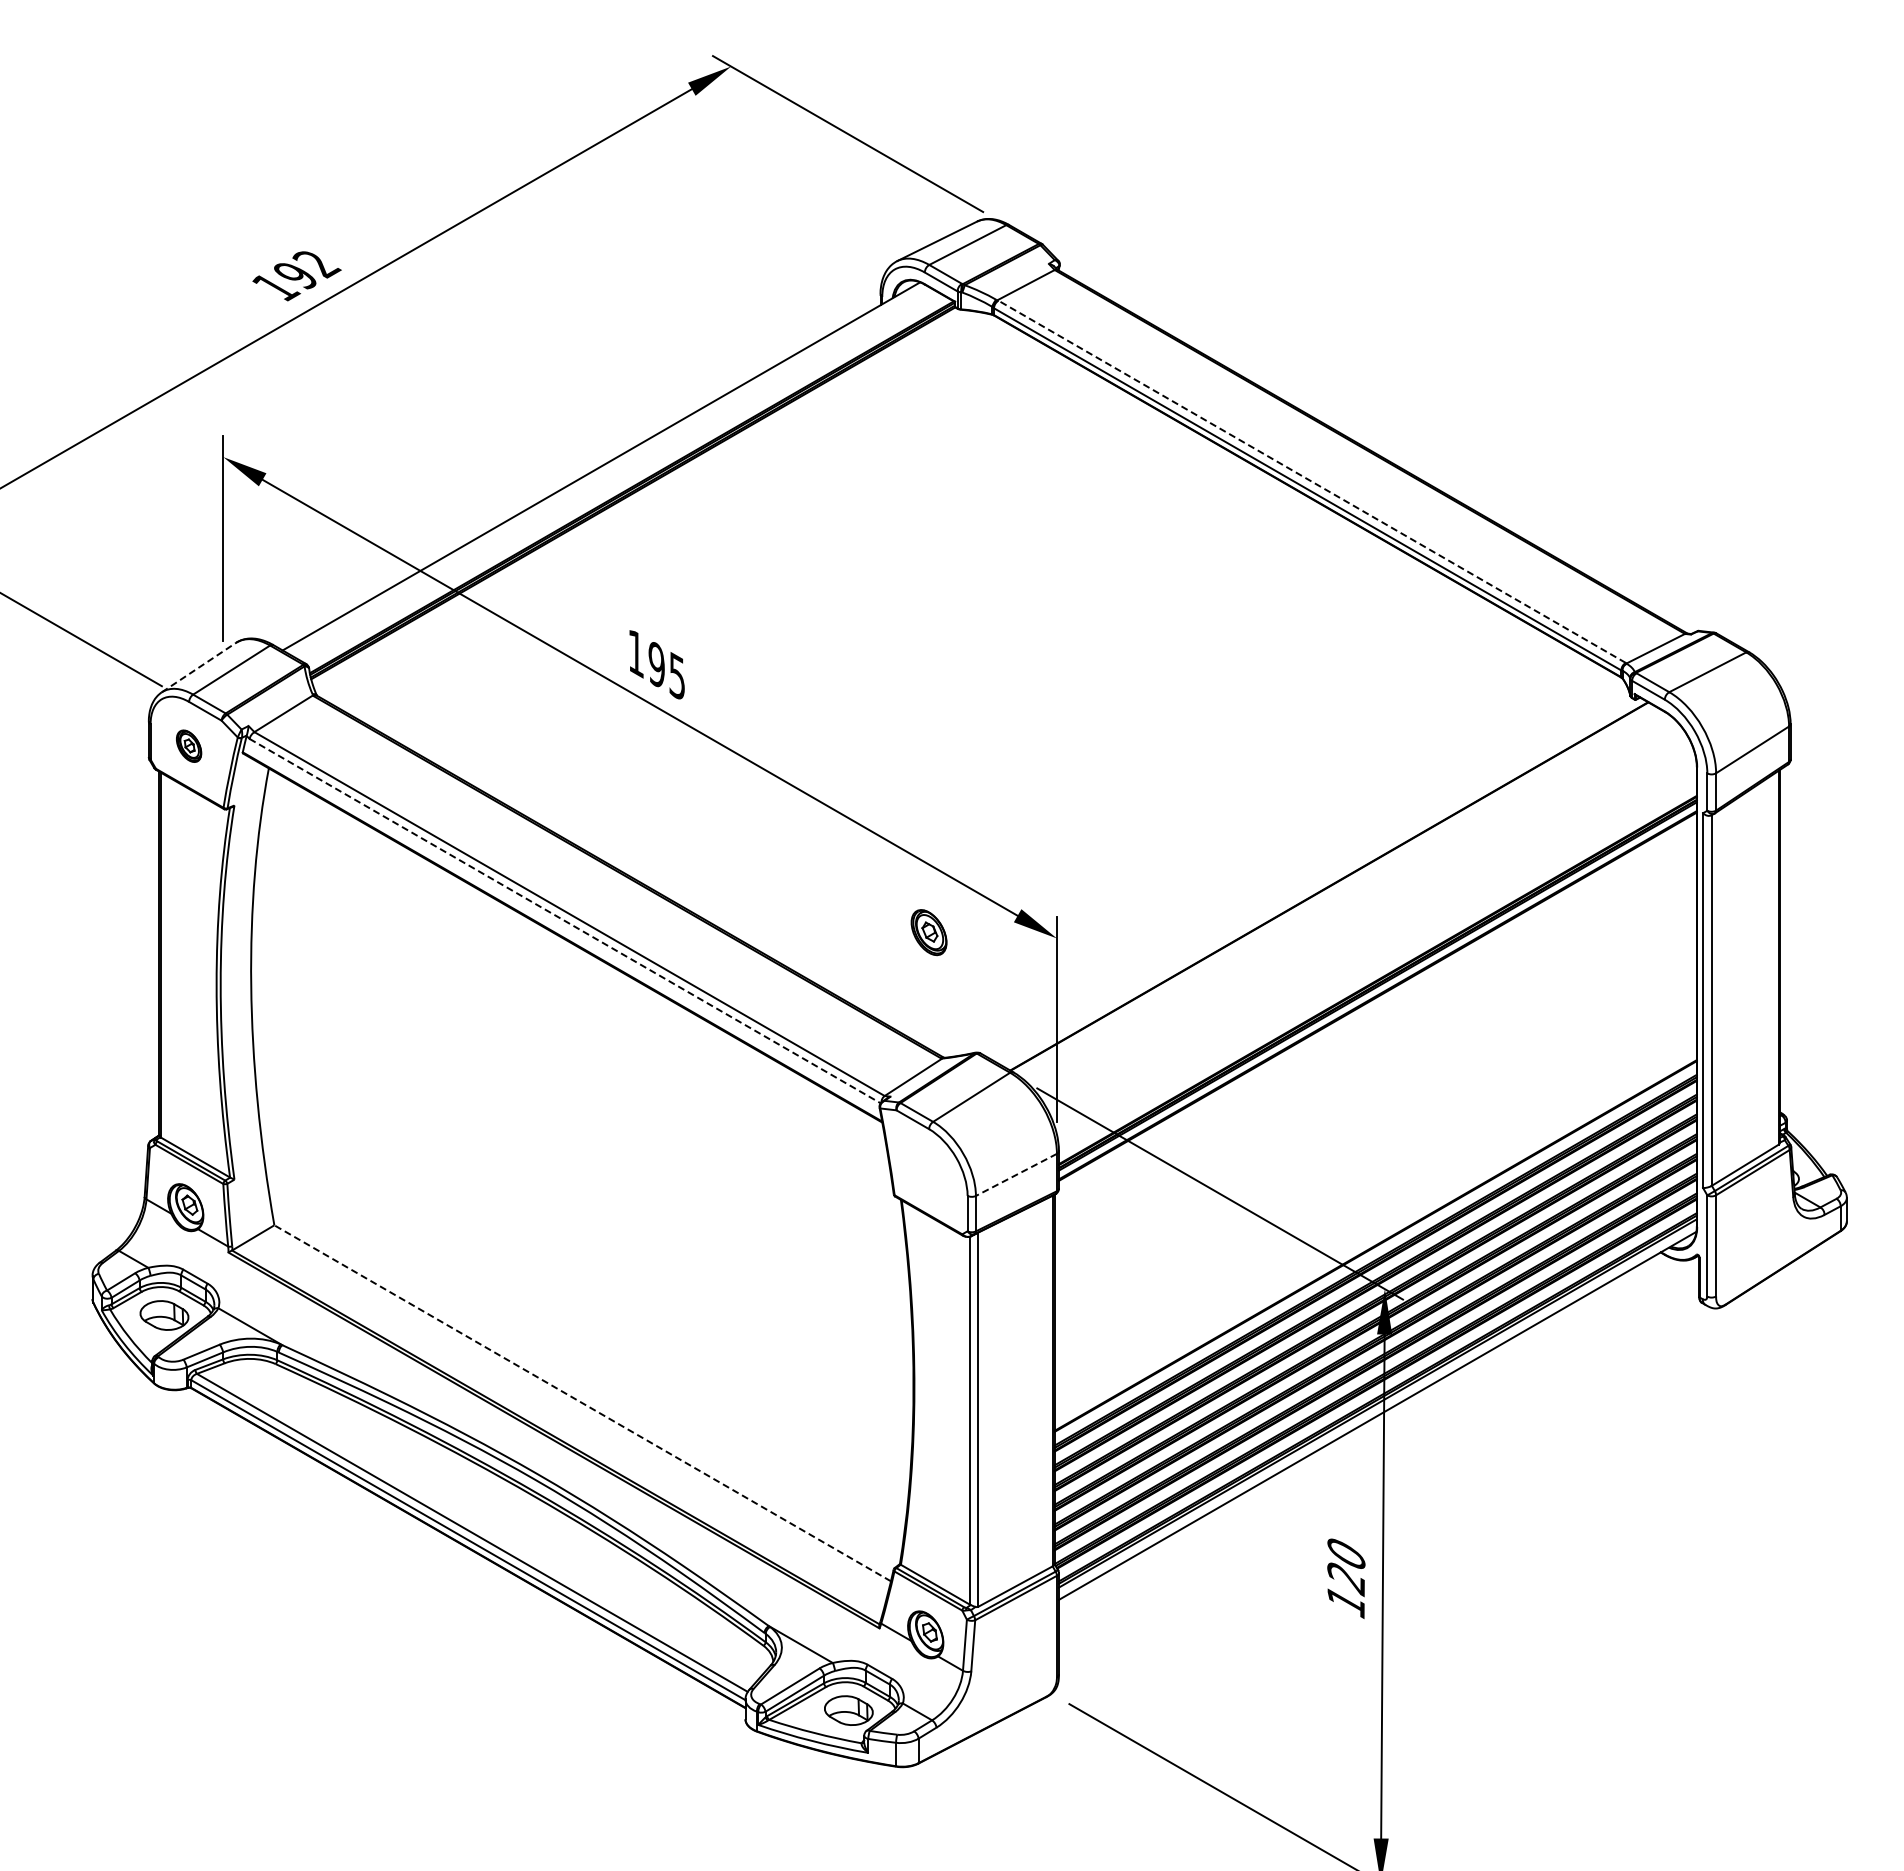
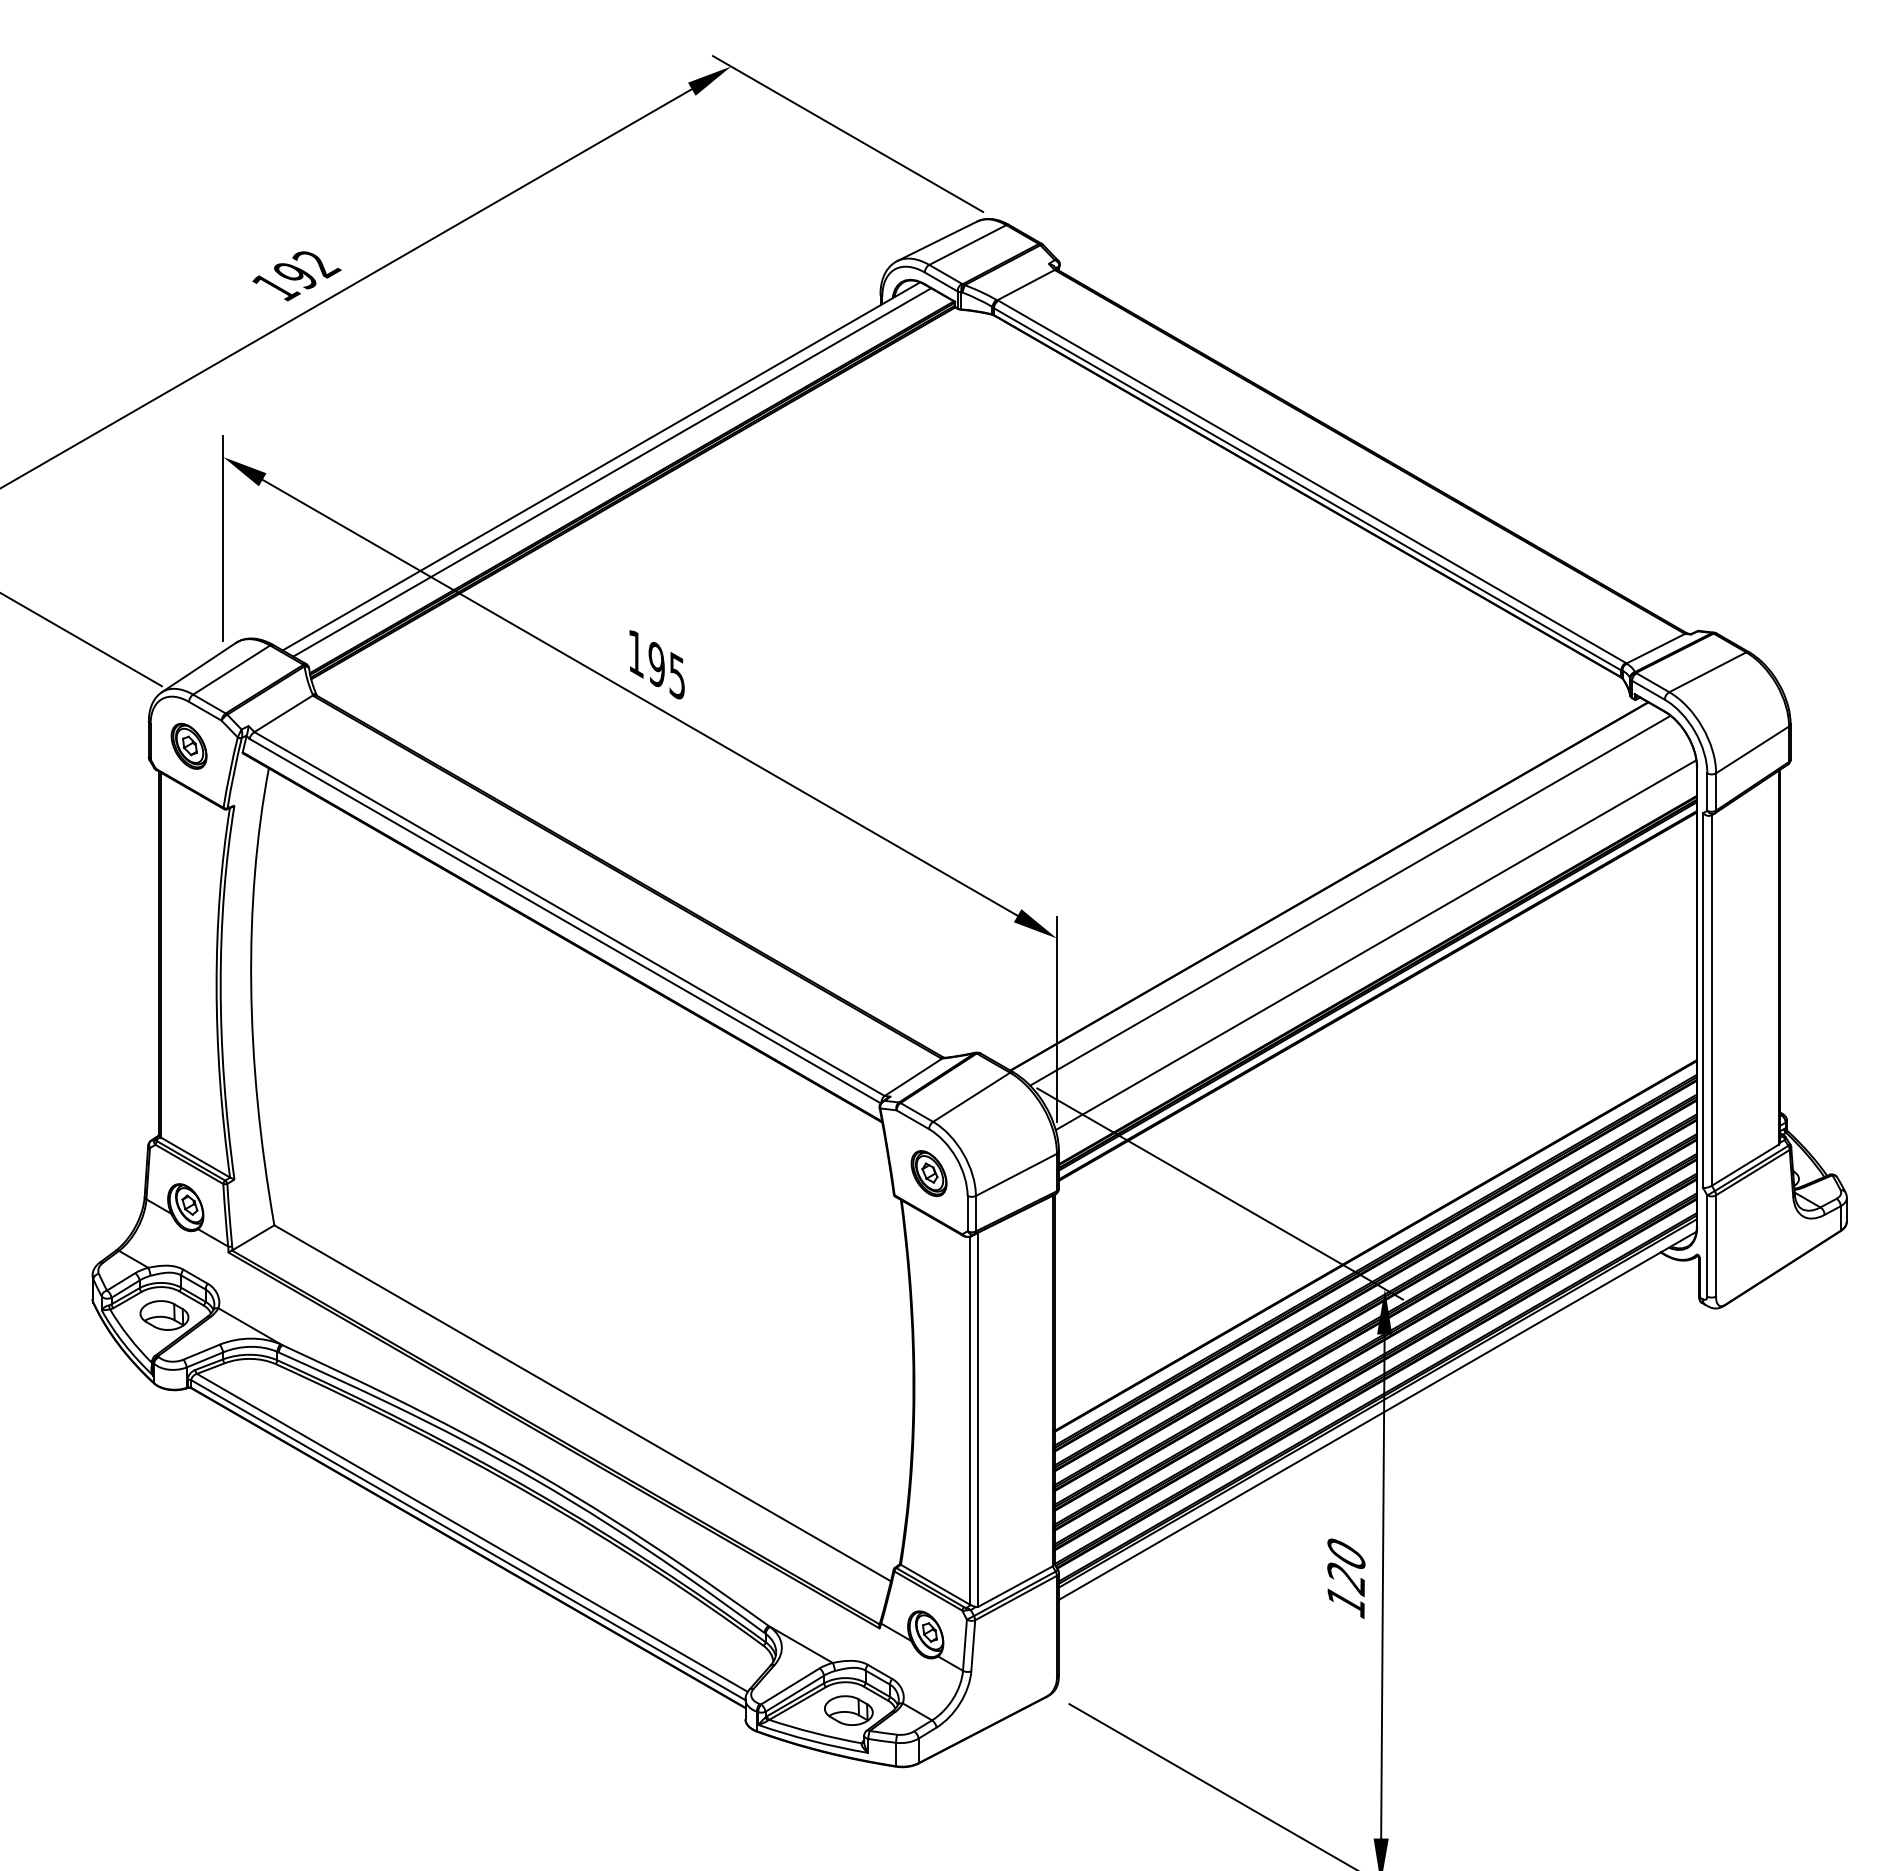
line: none -> present (612, 472)
line: dashed -> solid (1311, 481)
line: dashed -> solid (199, 667)
part size: 27x34 px -> 38x48 px (188, 745)
line: none -> present (1350, 900)
line: dashed -> solid (565, 921)
part position: (928, 932) -> (928, 1173) (928, 1173)
line: none -> present (1375, 945)
line: dashed -> solid (1016, 1174)
line: dashed -> solid (582, 1403)
